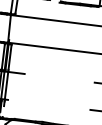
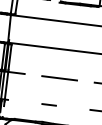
line: none -> present (59, 78)
line: none -> present (48, 104)
